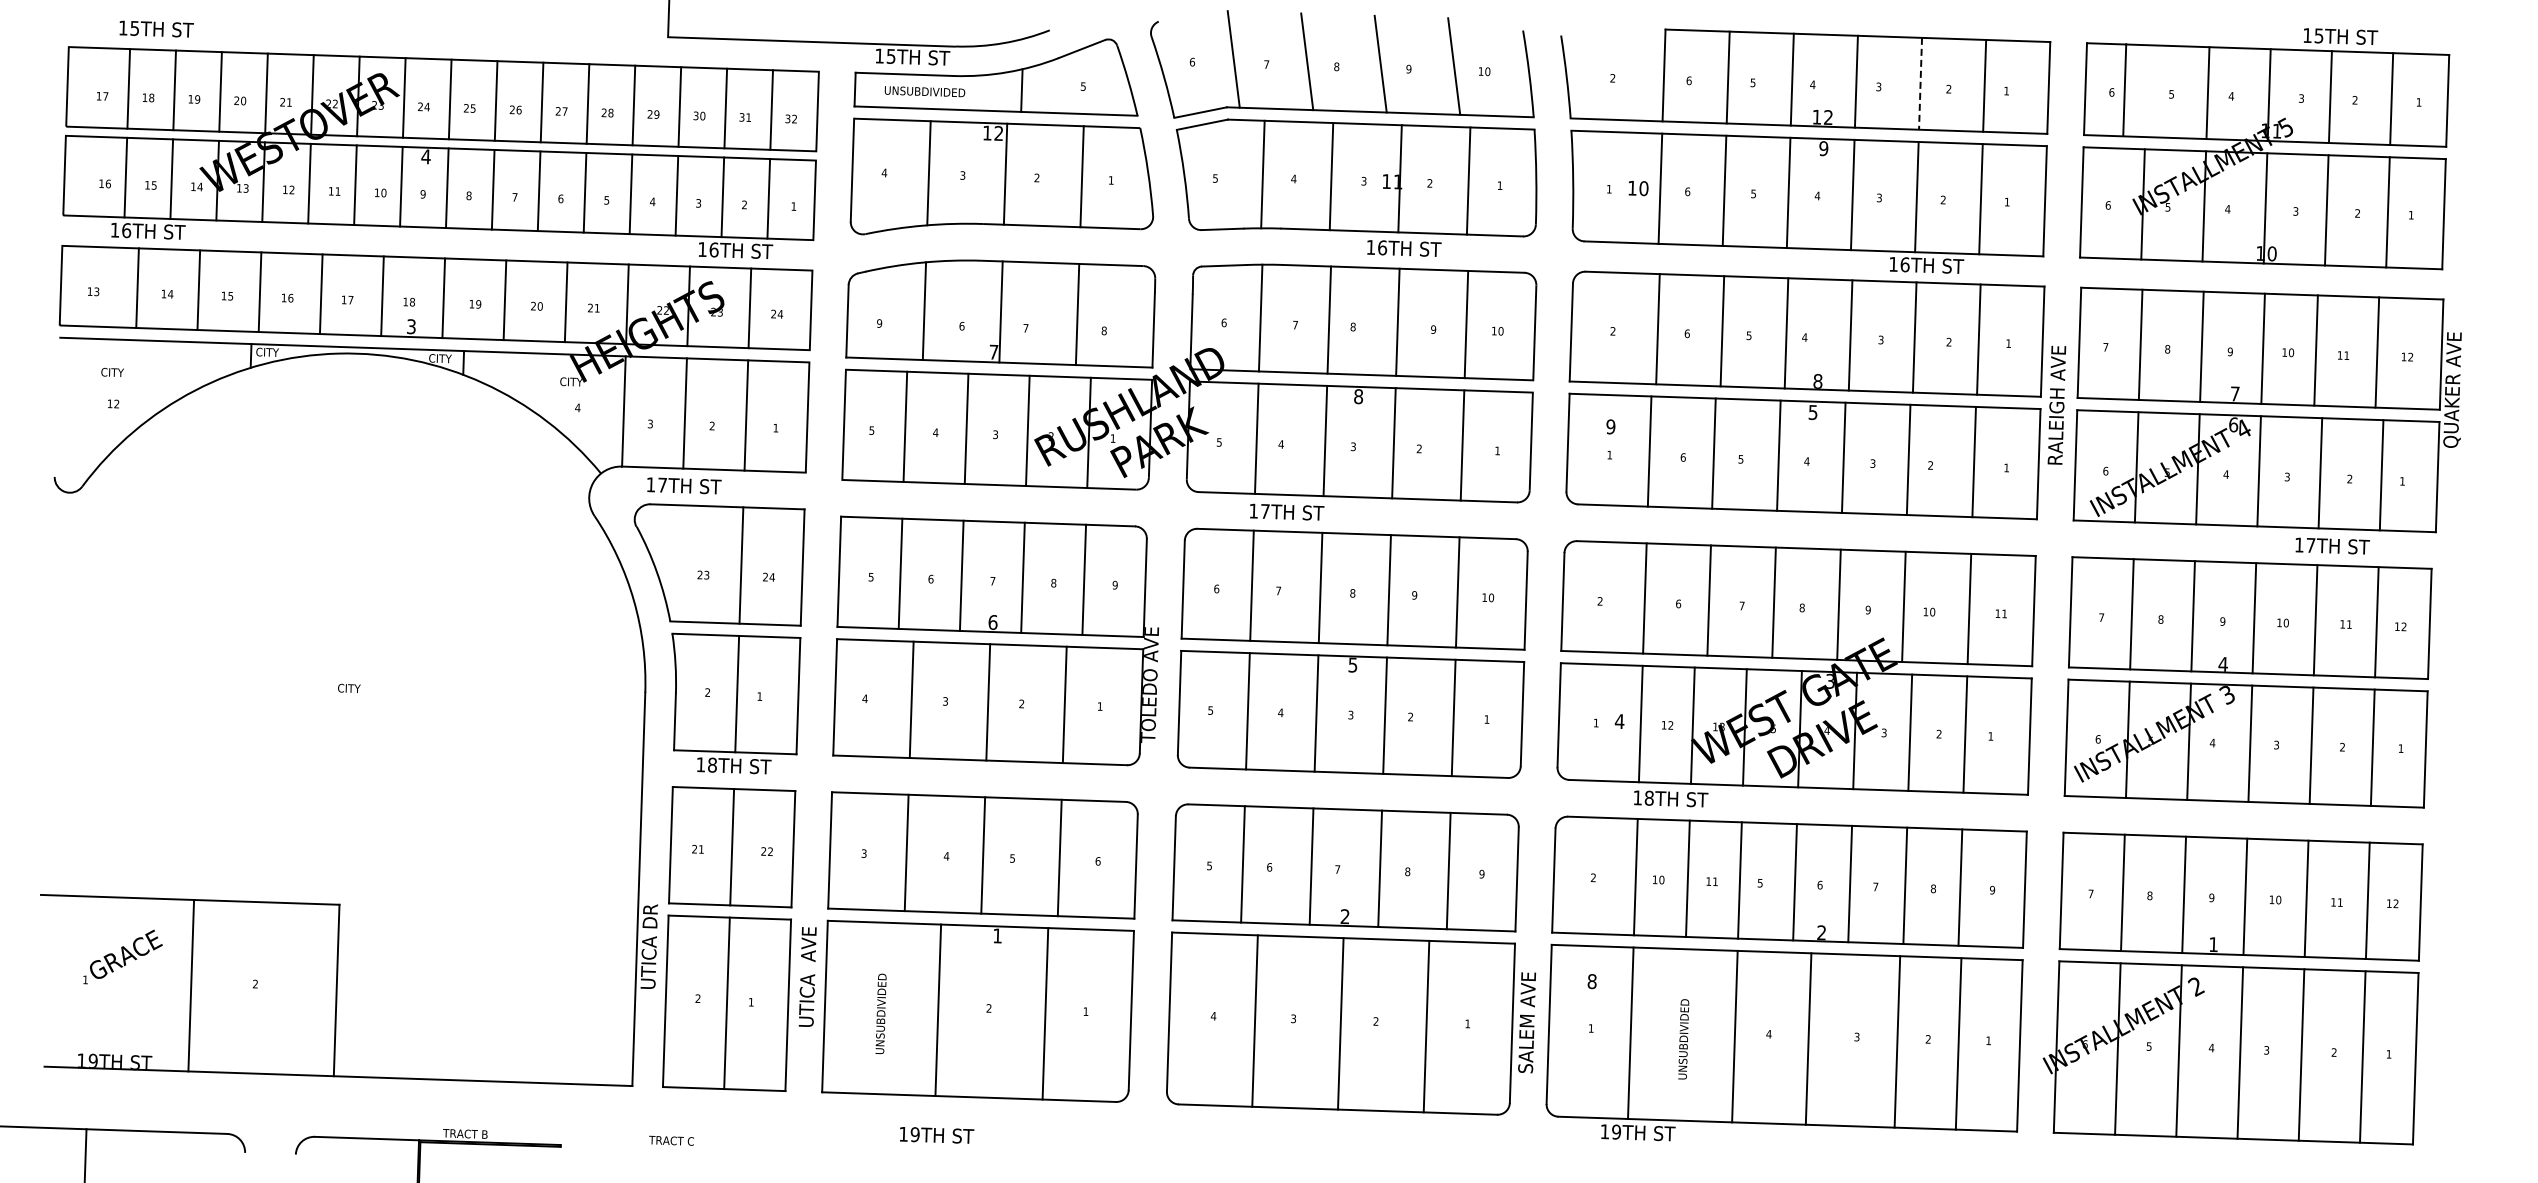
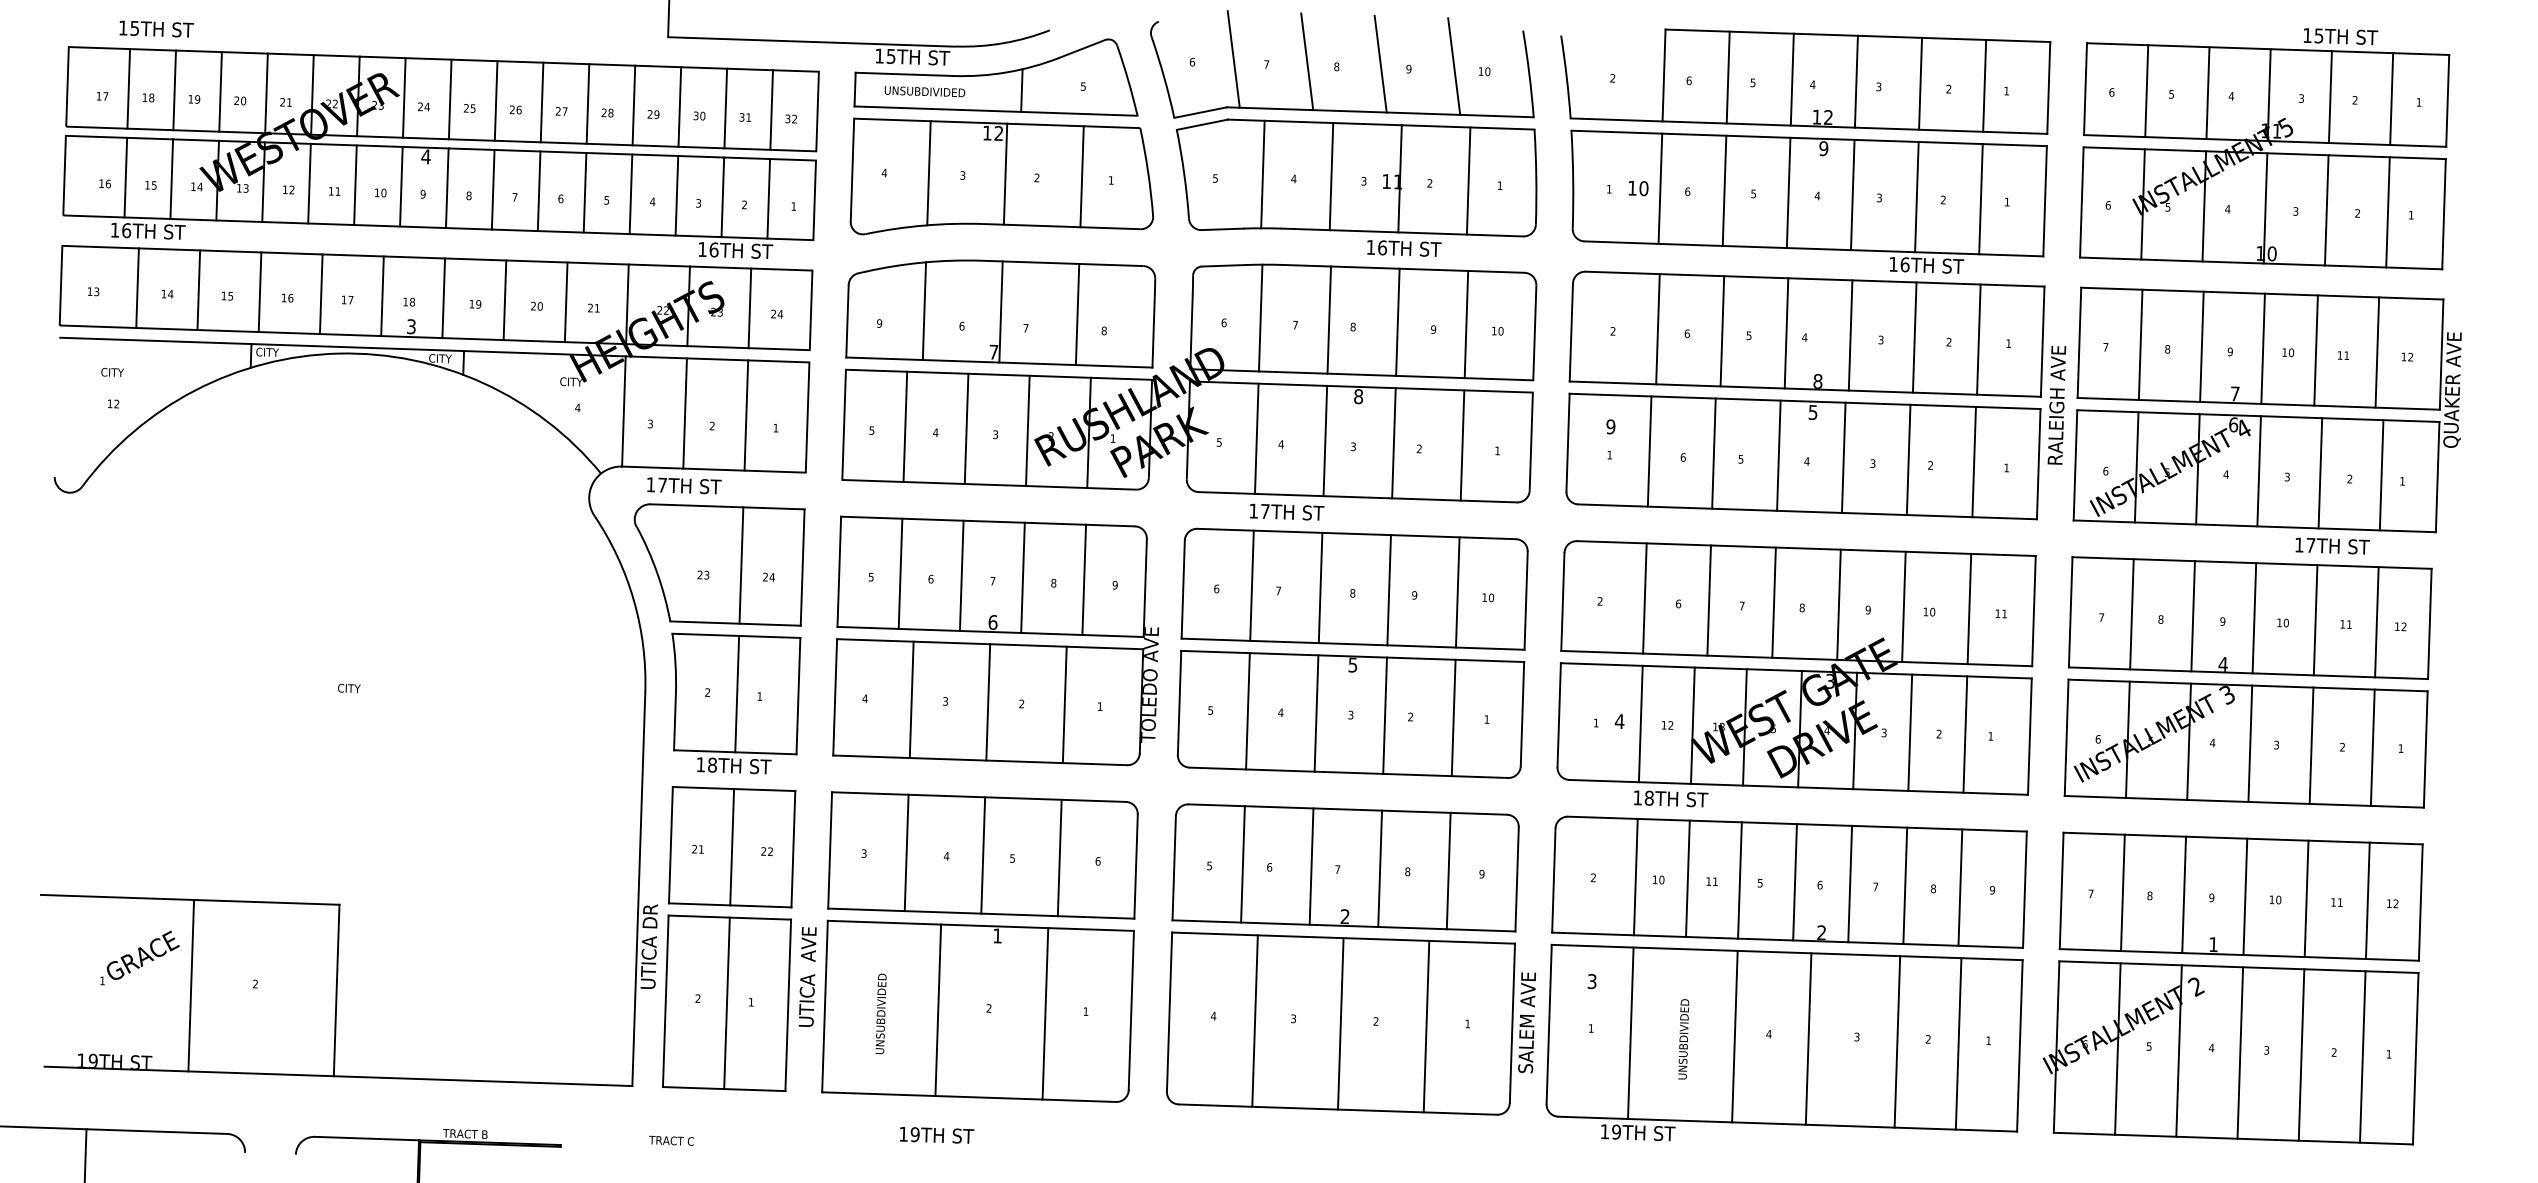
line: dashed -> solid (1920, 83)
line position: (2124, 90) -> (2146, 91) (2146, 91)
text position: (122, 956) -> (139, 957) (139, 957)
text: 8 -> 3 (1591, 981)
